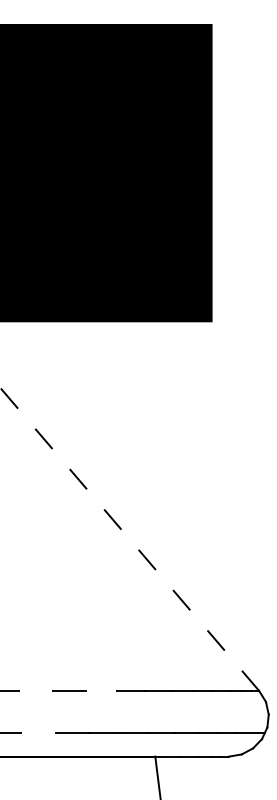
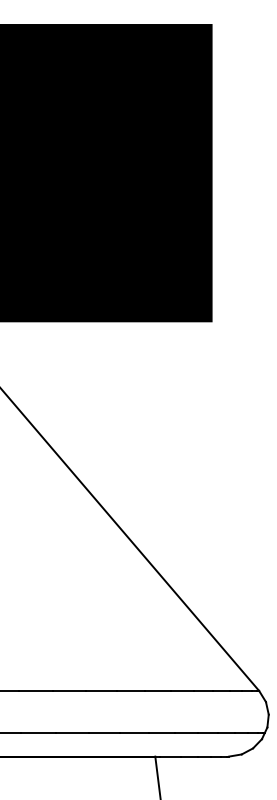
line: dashed -> solid (129, 539)
line: none -> present (35, 690)
line: none -> present (100, 690)
line: none -> present (37, 733)
